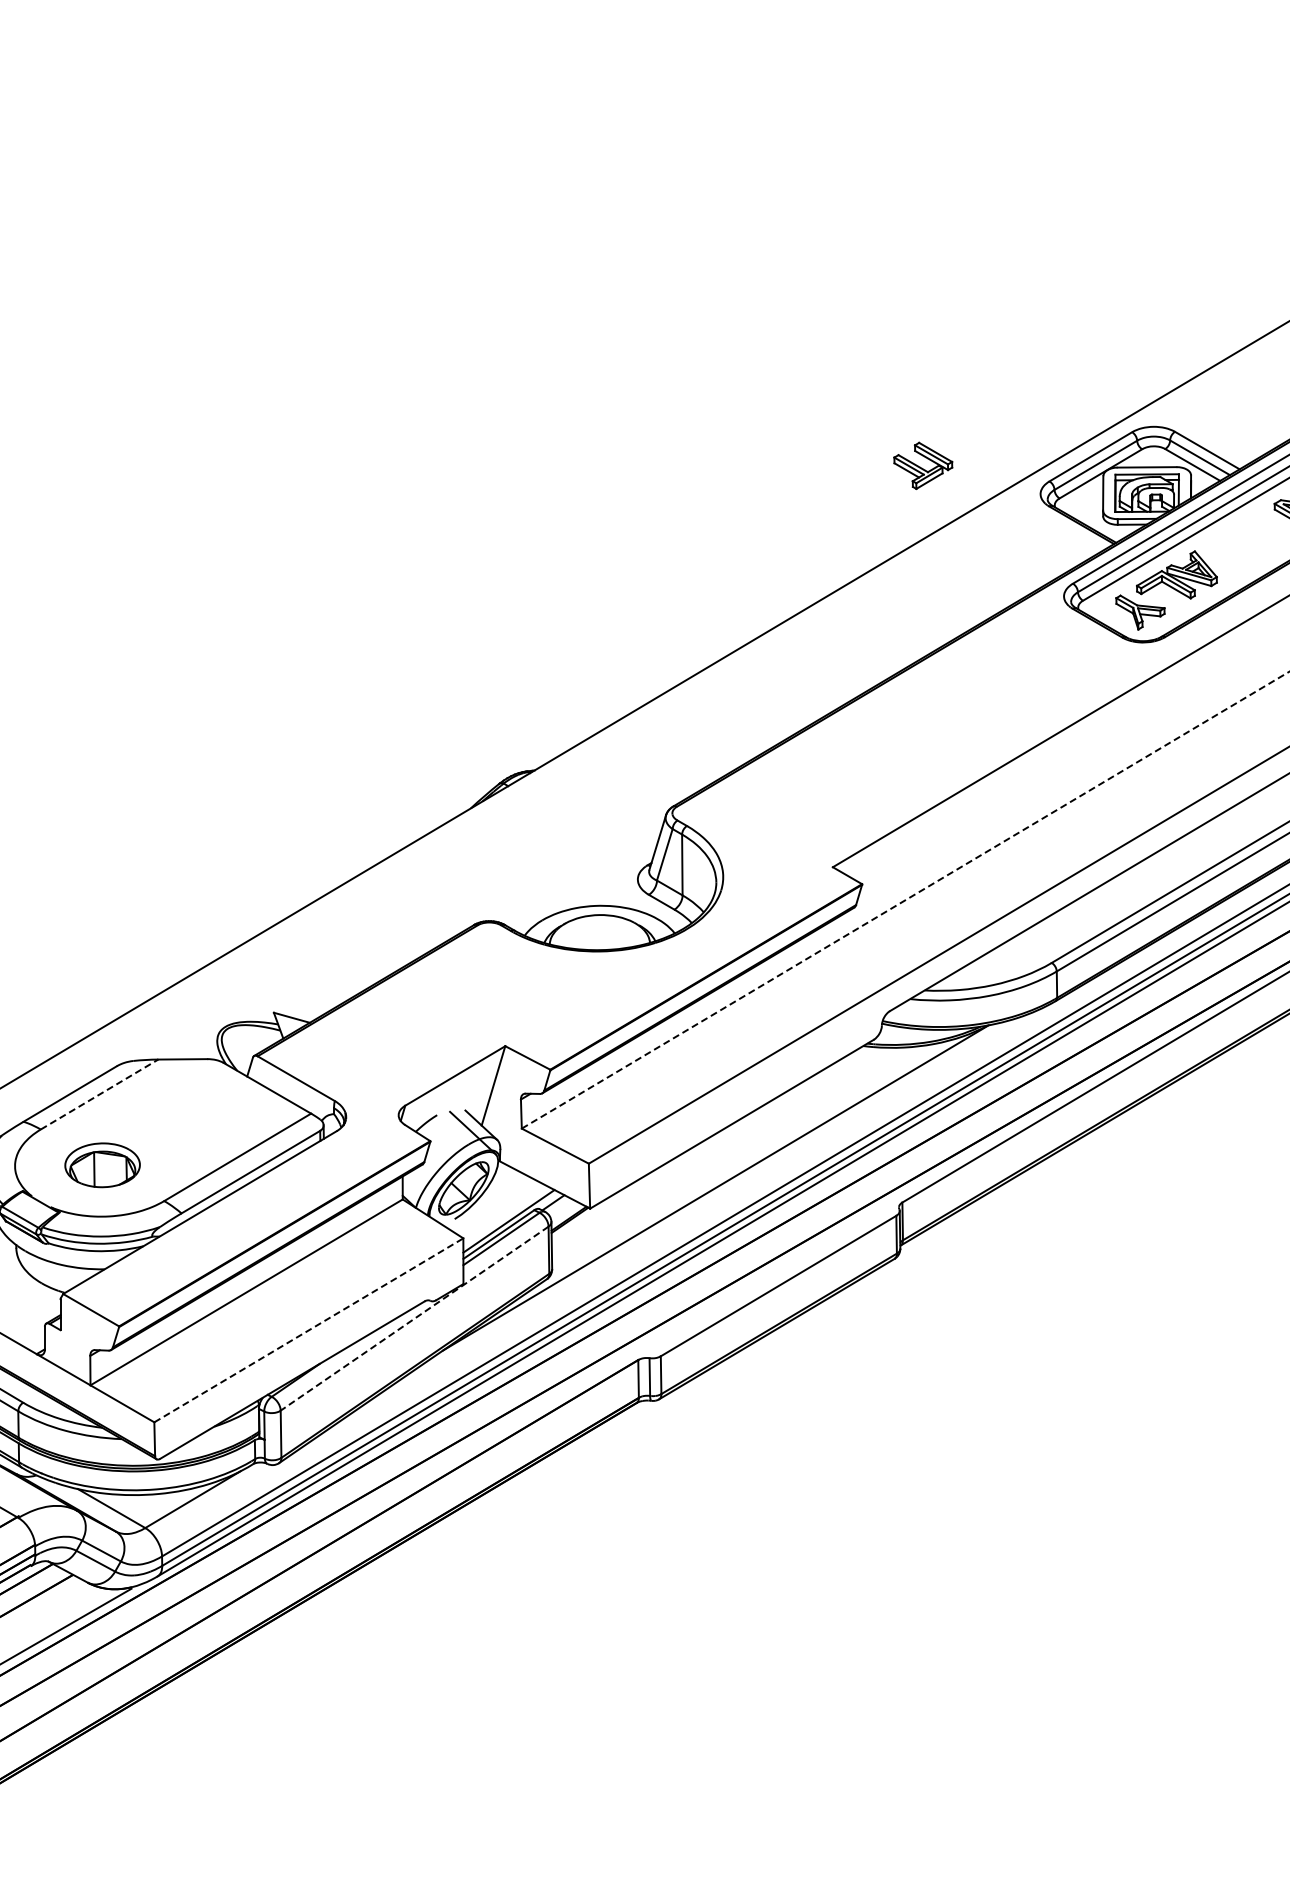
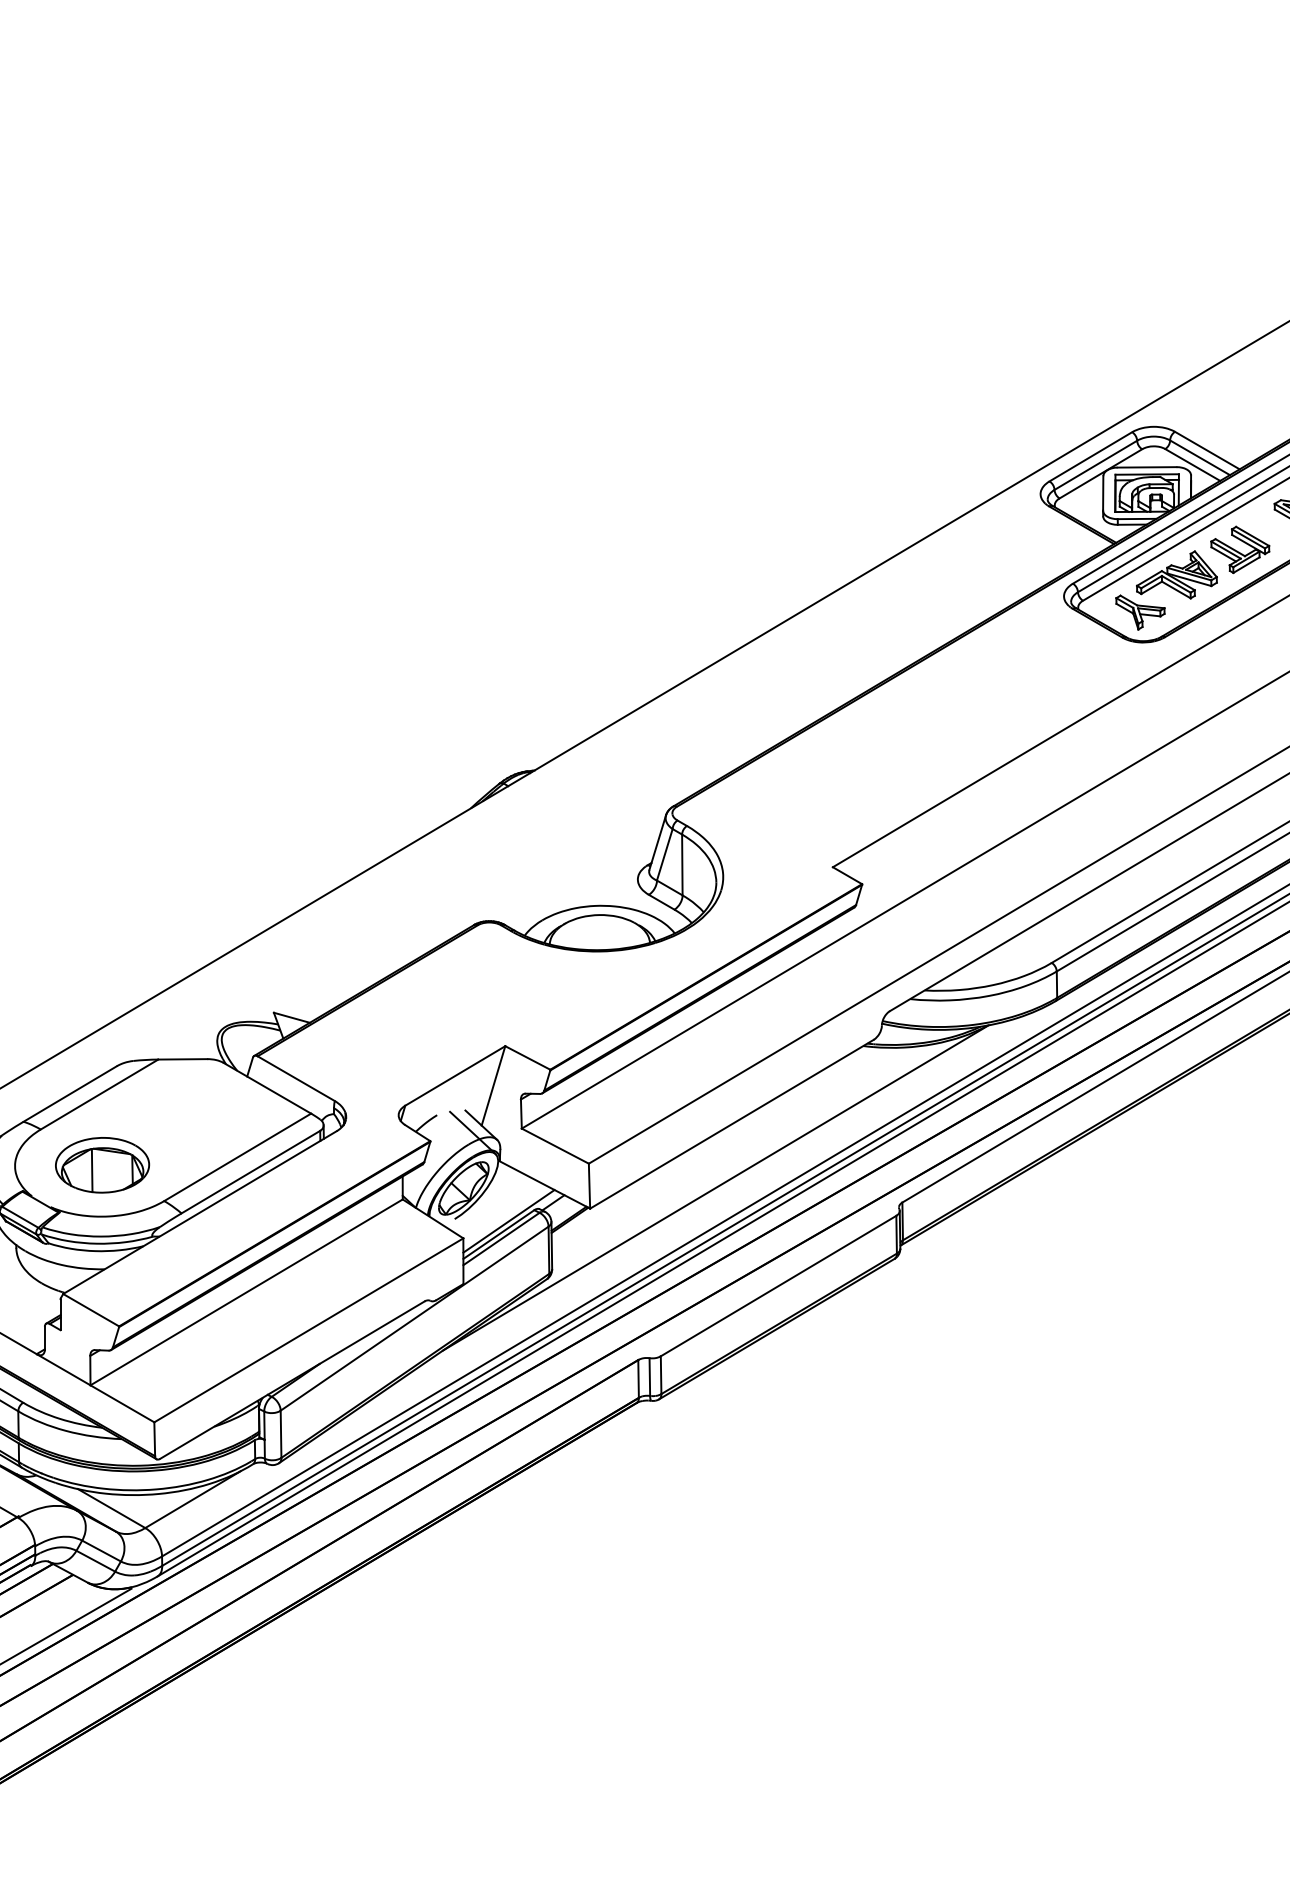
part position: (923, 465) -> (1240, 549) (1240, 549)
line: dashed -> solid (905, 900)
line: dashed -> solid (99, 1094)
part size: 77x47 px -> 96x57 px (102, 1165)
line: dashed -> solid (414, 1318)
line: dashed -> solid (308, 1330)
